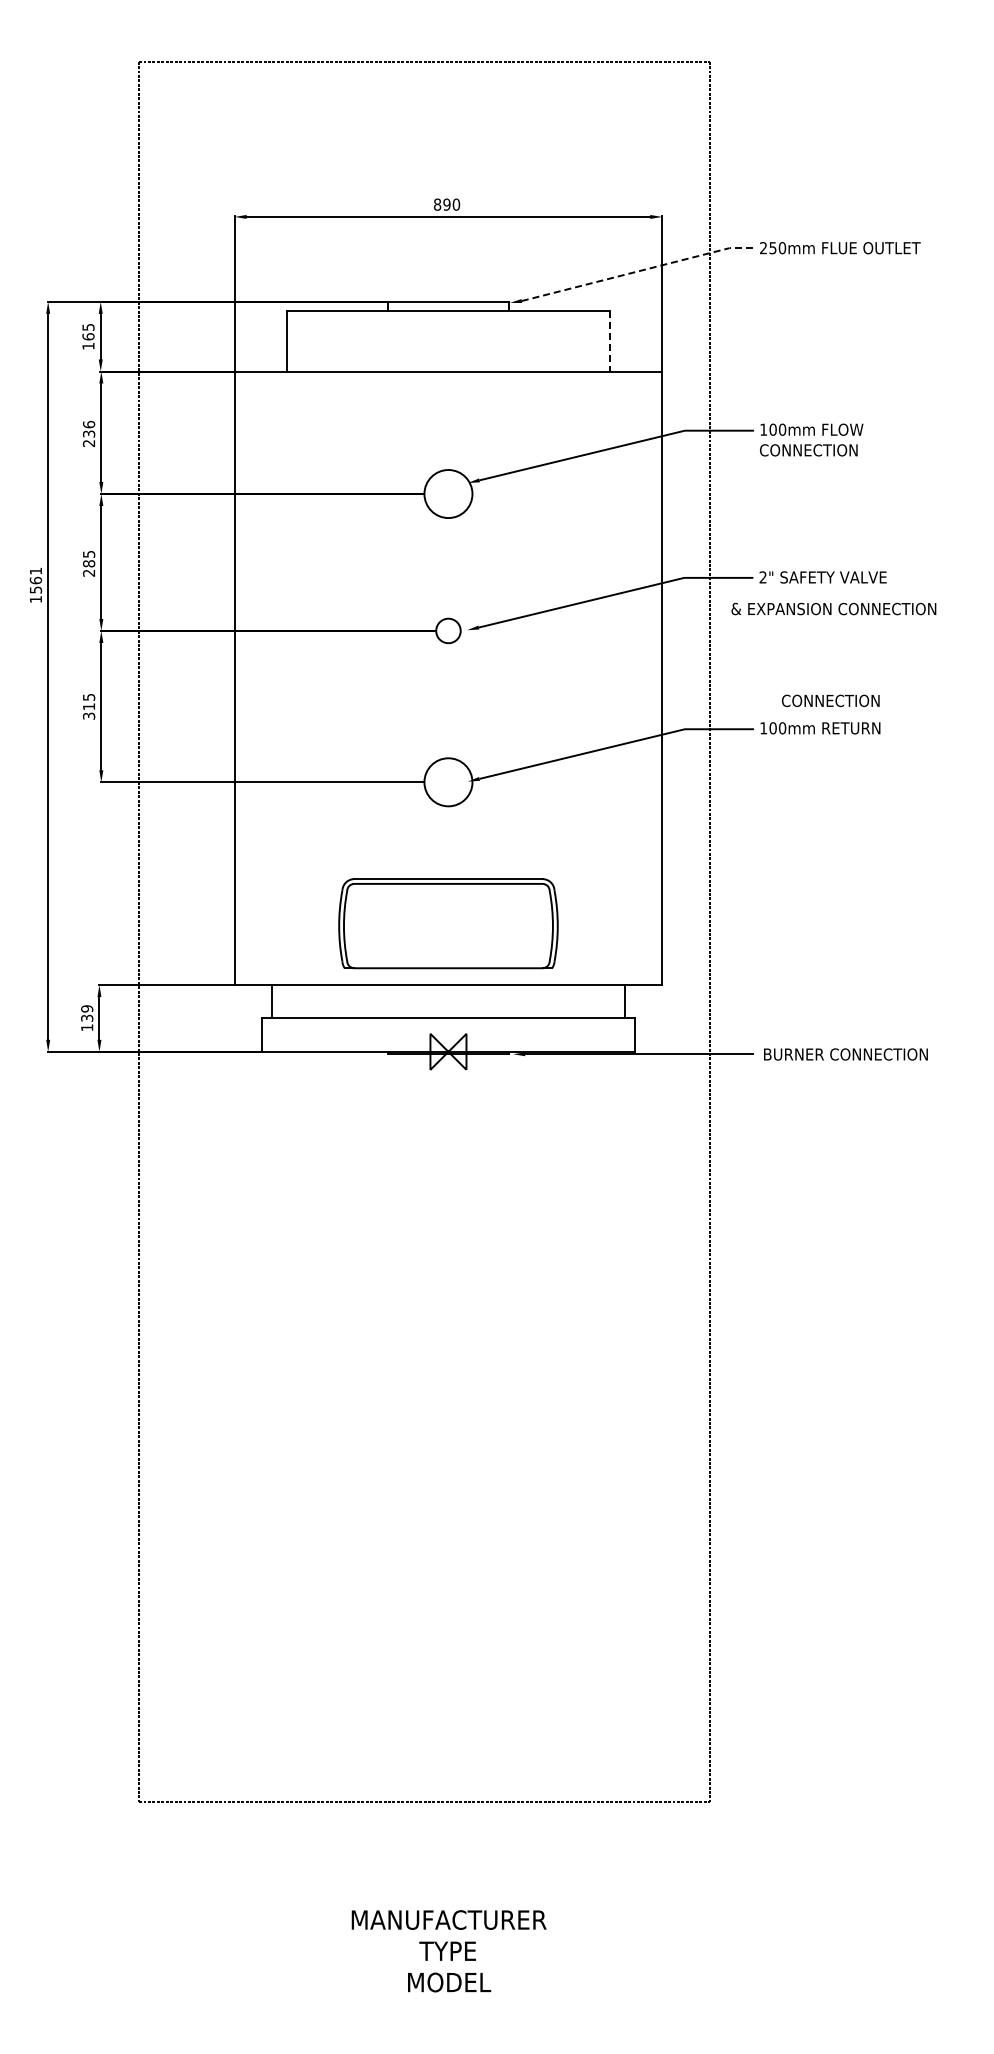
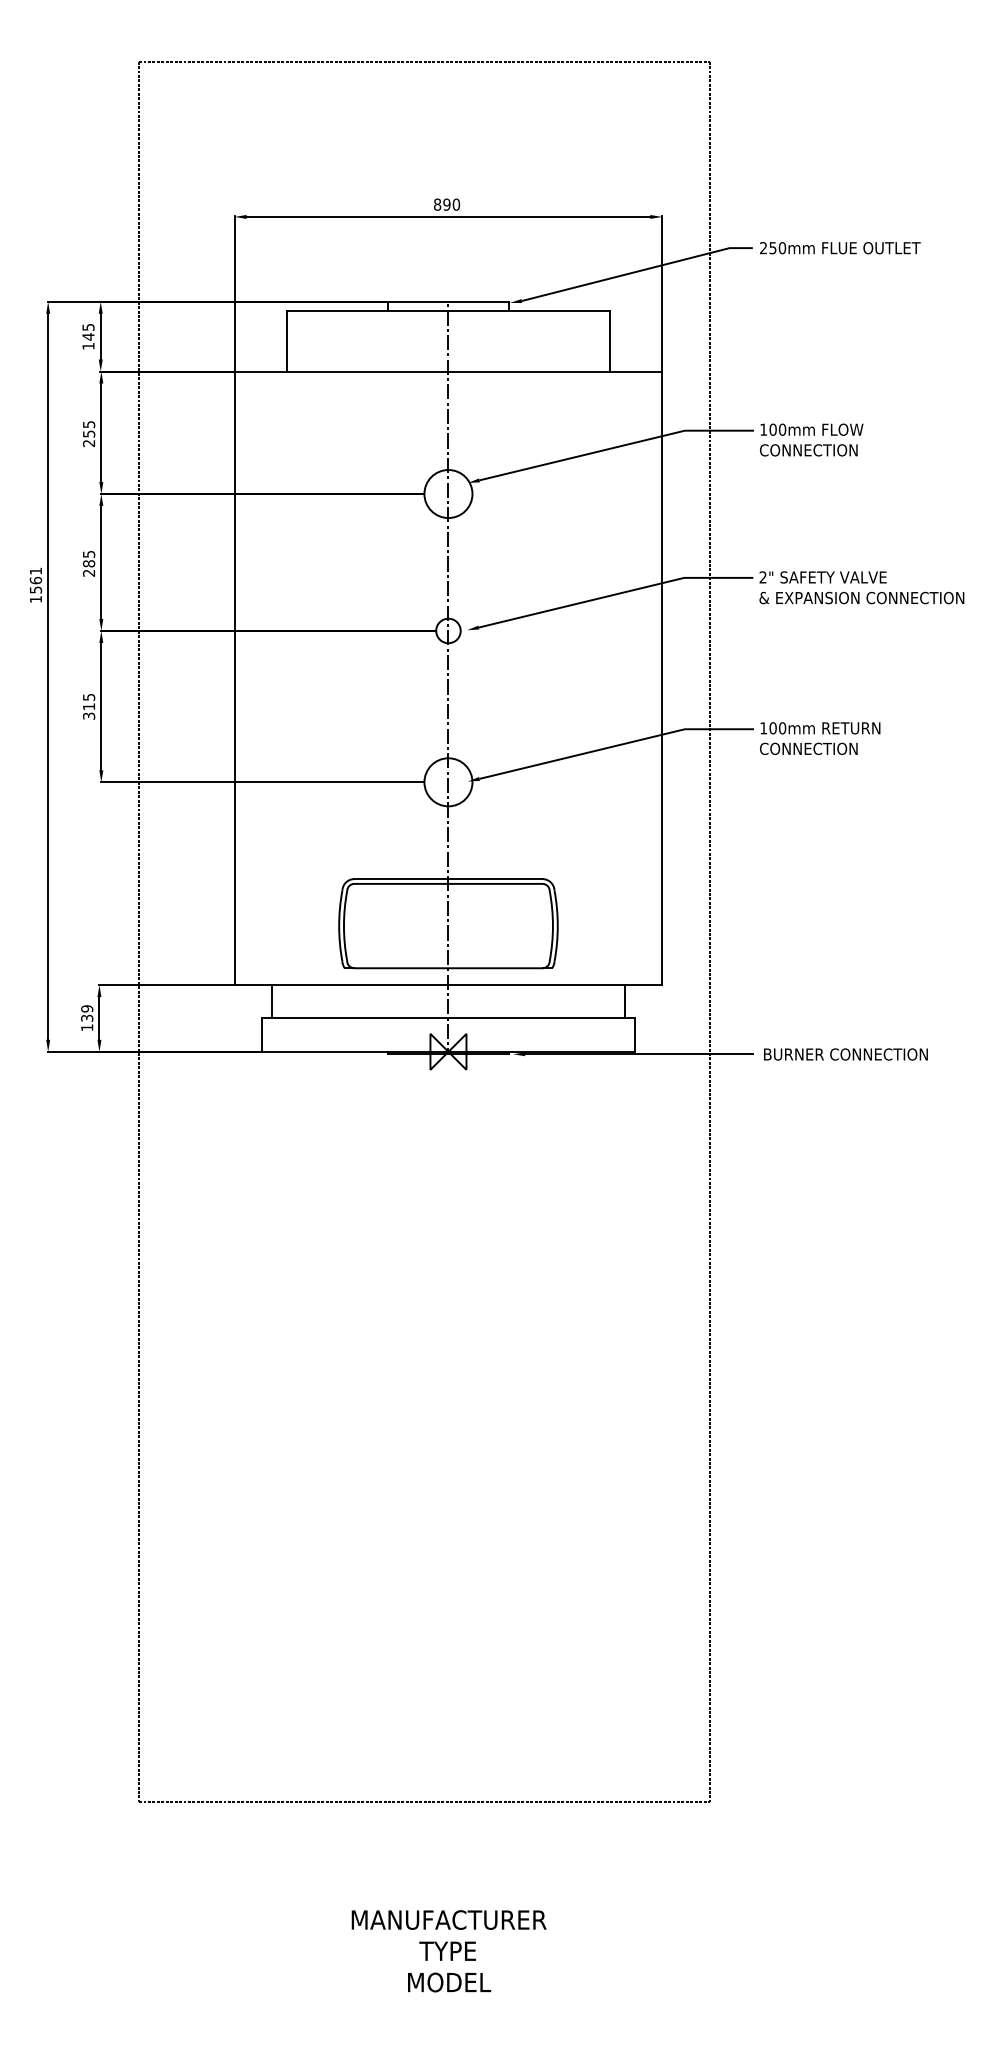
line: dashed -> solid (637, 271)
text: 165 -> 145 (88, 336)
line: dashed -> solid (609, 341)
text: 236 -> 255 (88, 428)
text position: (833, 608) -> (861, 597) (861, 597)
line: none -> present (448, 676)
text position: (830, 700) -> (808, 748) (808, 748)
